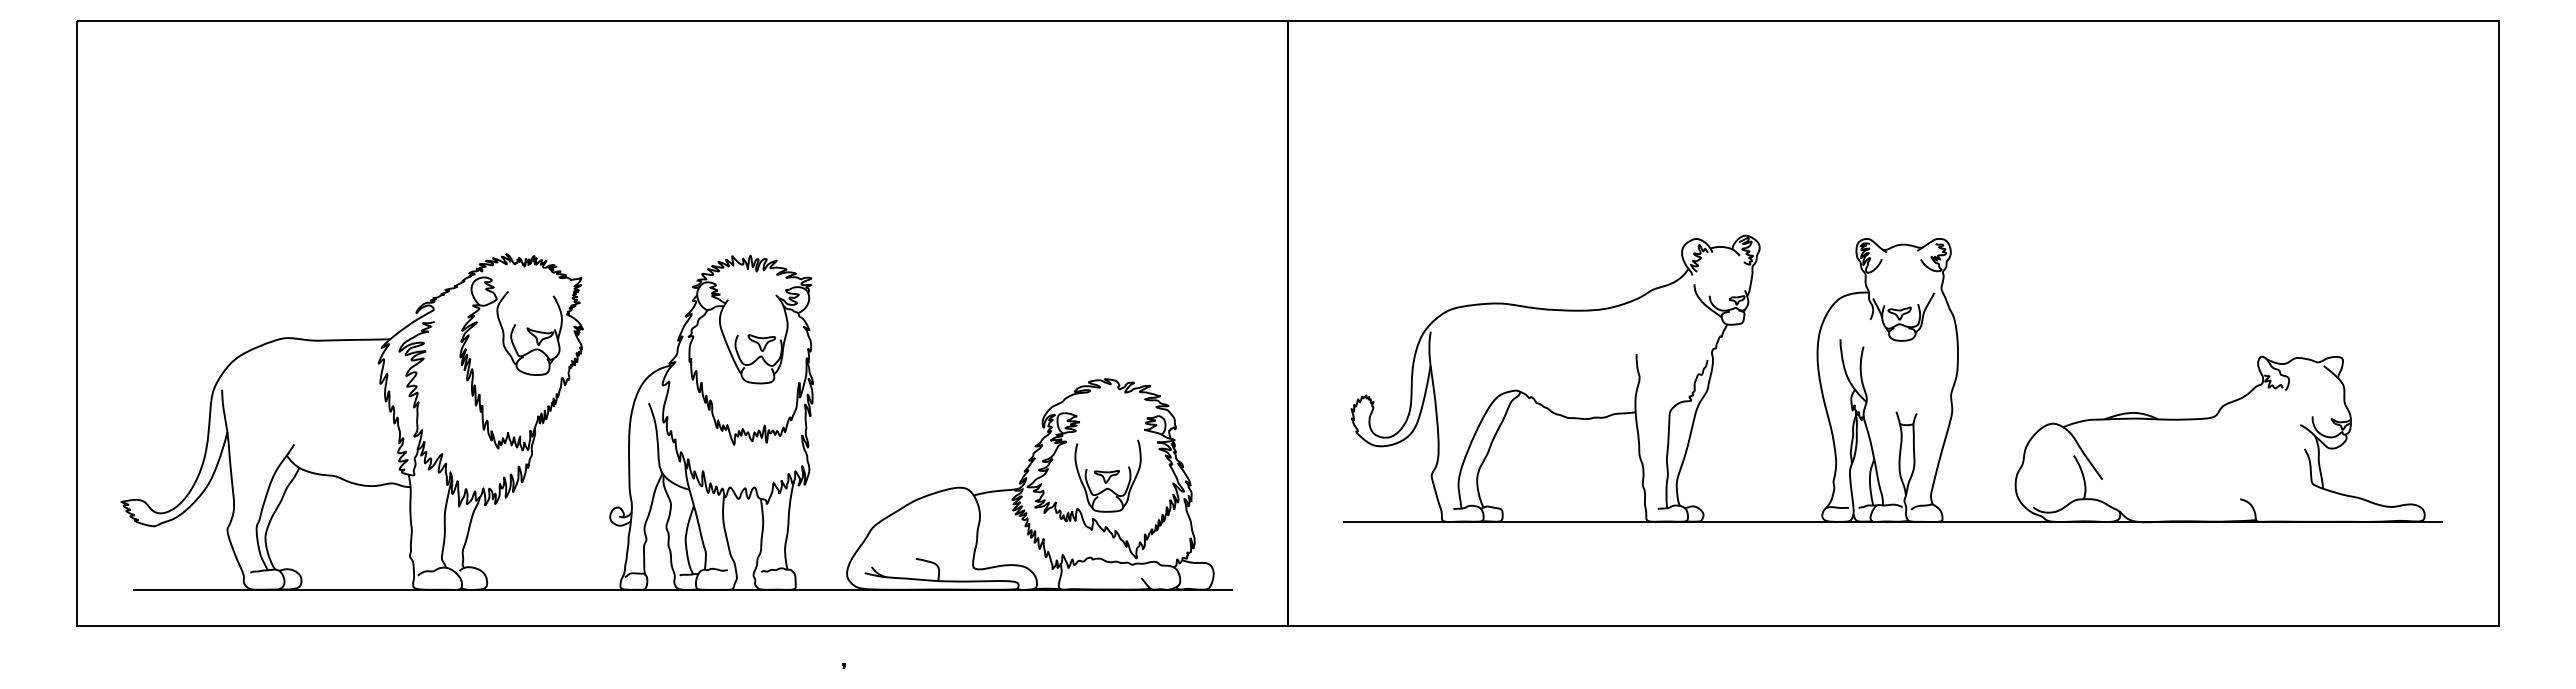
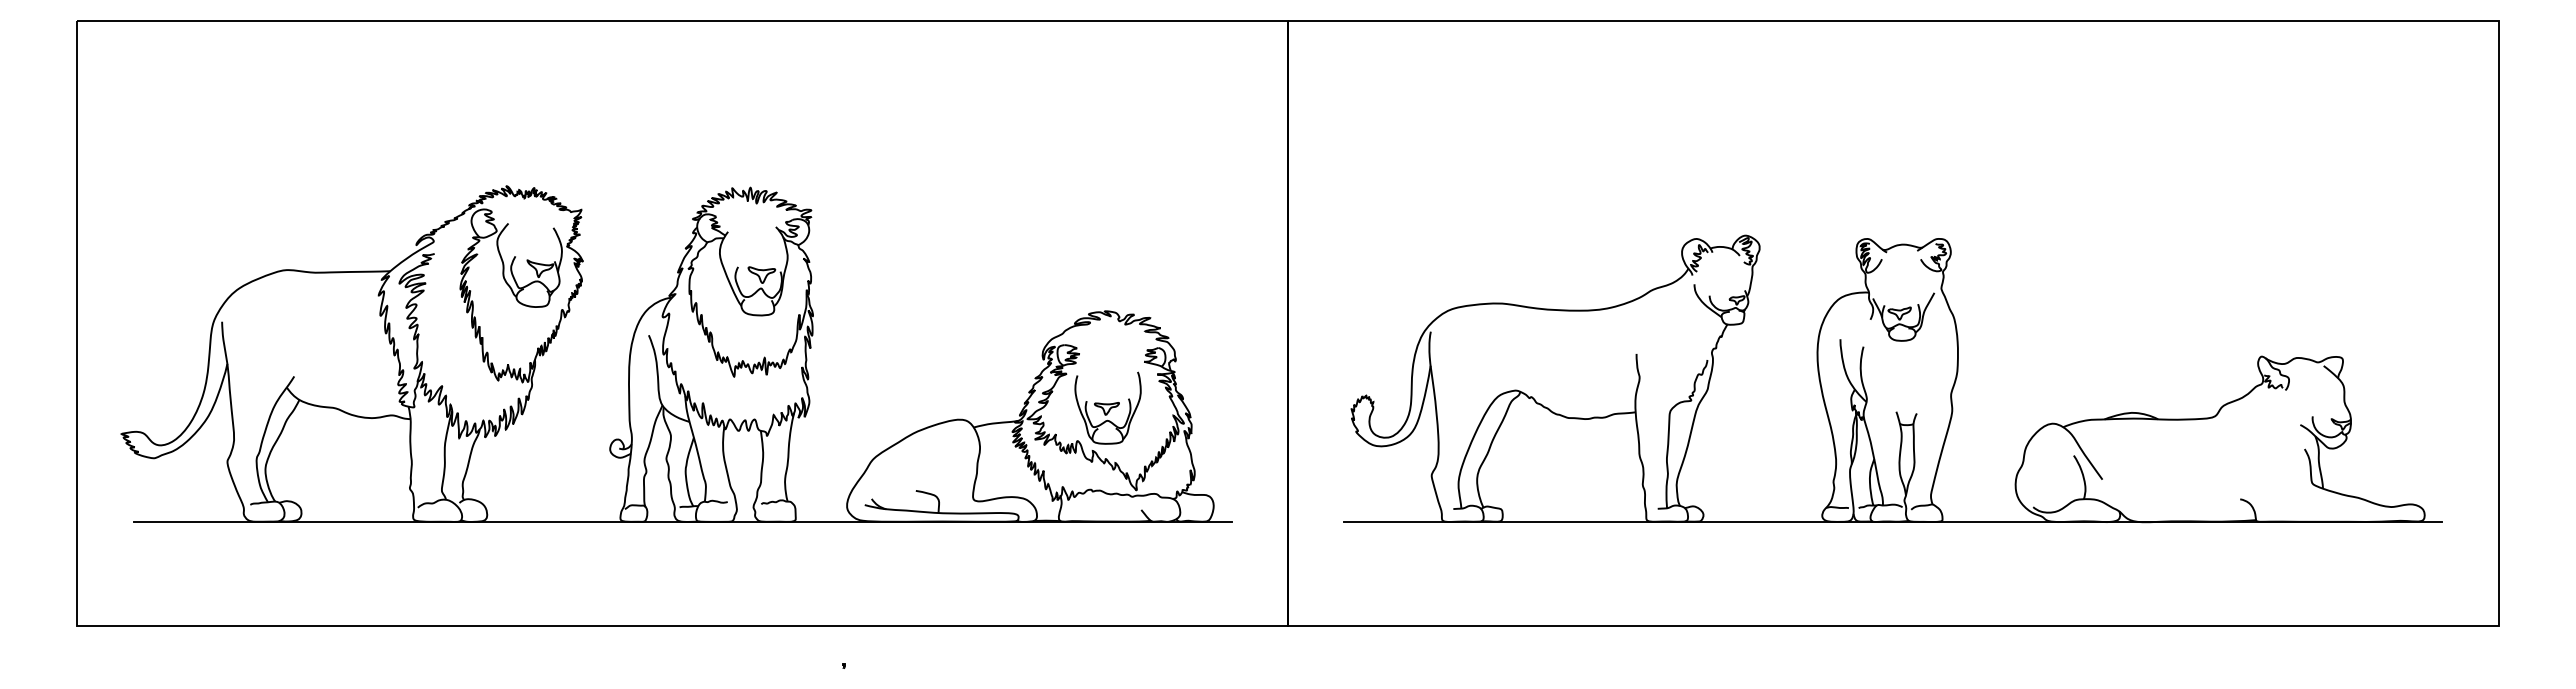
part position: (676, 421) -> (676, 353) (676, 353)
